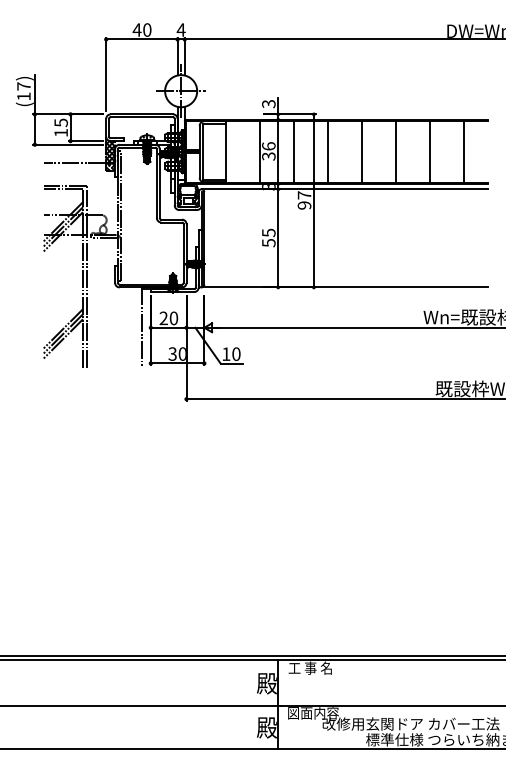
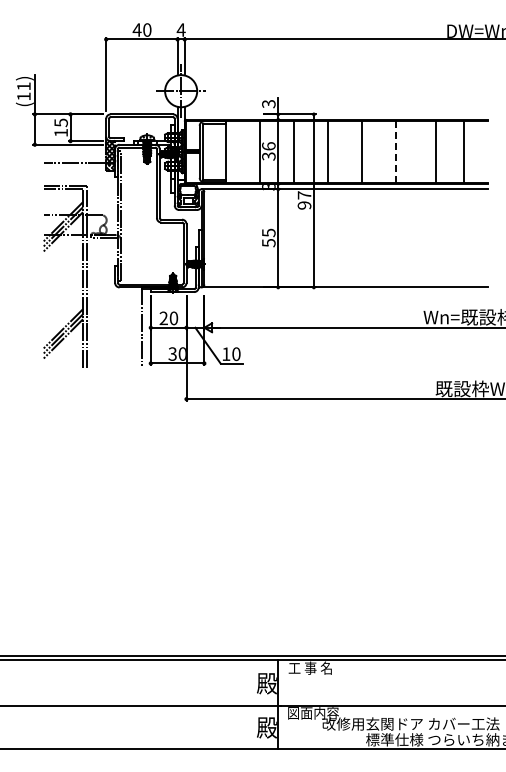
text: (17) -> (11) (23, 86)
line position: (429, 151) -> (435, 151) (435, 151)
line: solid -> dashed (395, 152)
